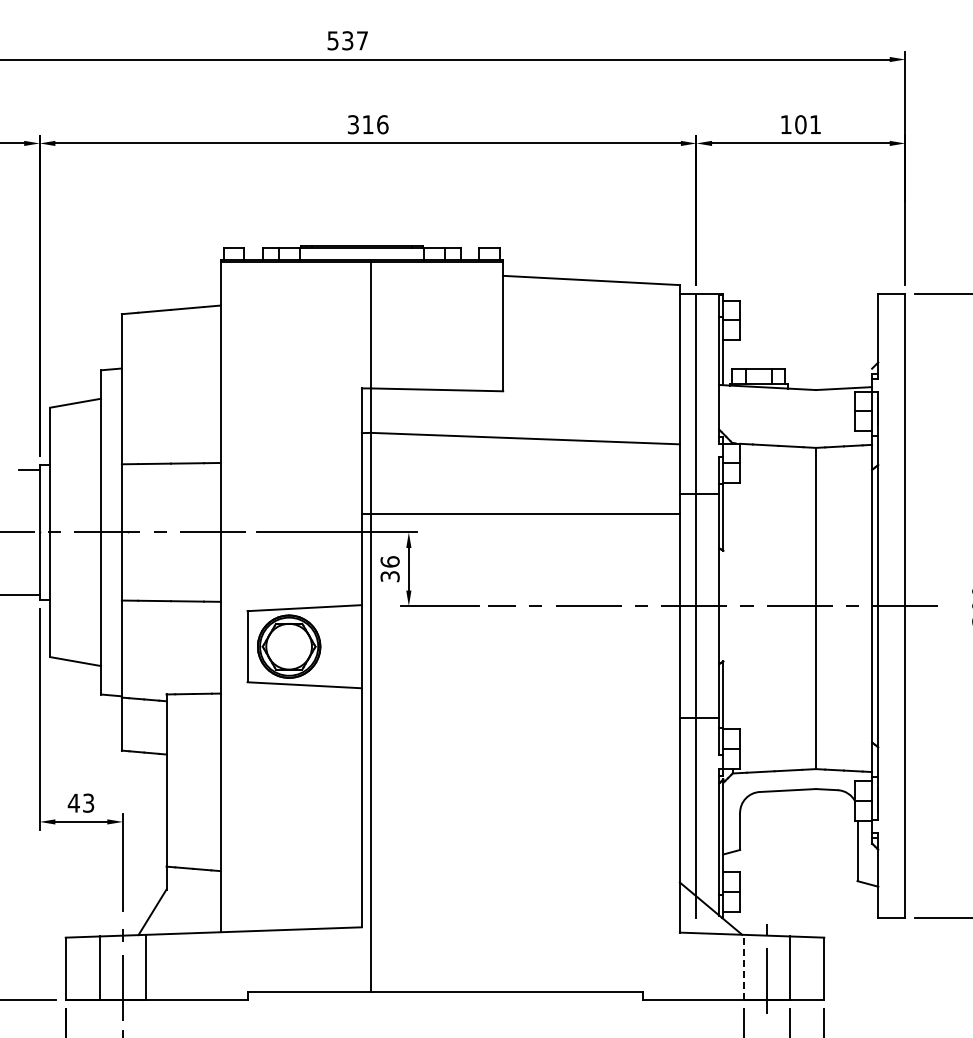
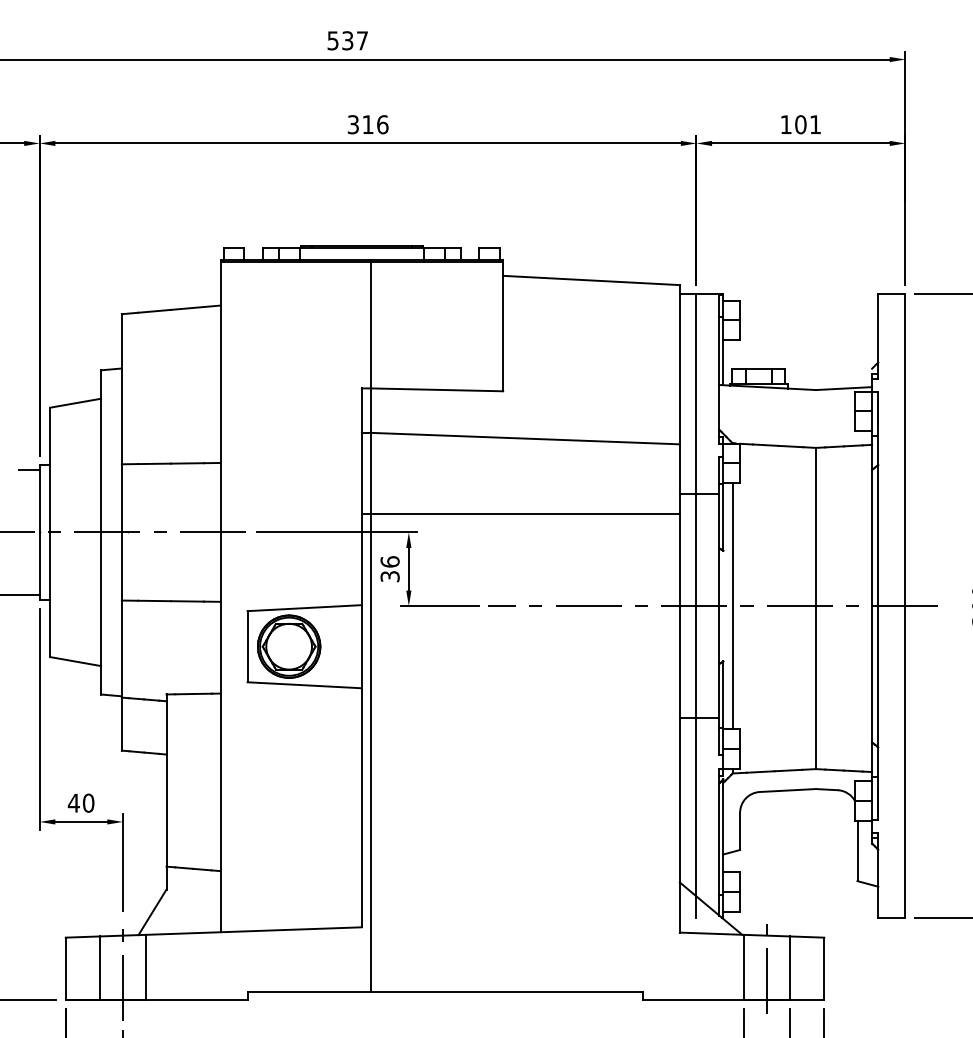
line: none -> present (732, 605)
text: 43 -> 40 (88, 802)
line: dashed -> solid (744, 967)
